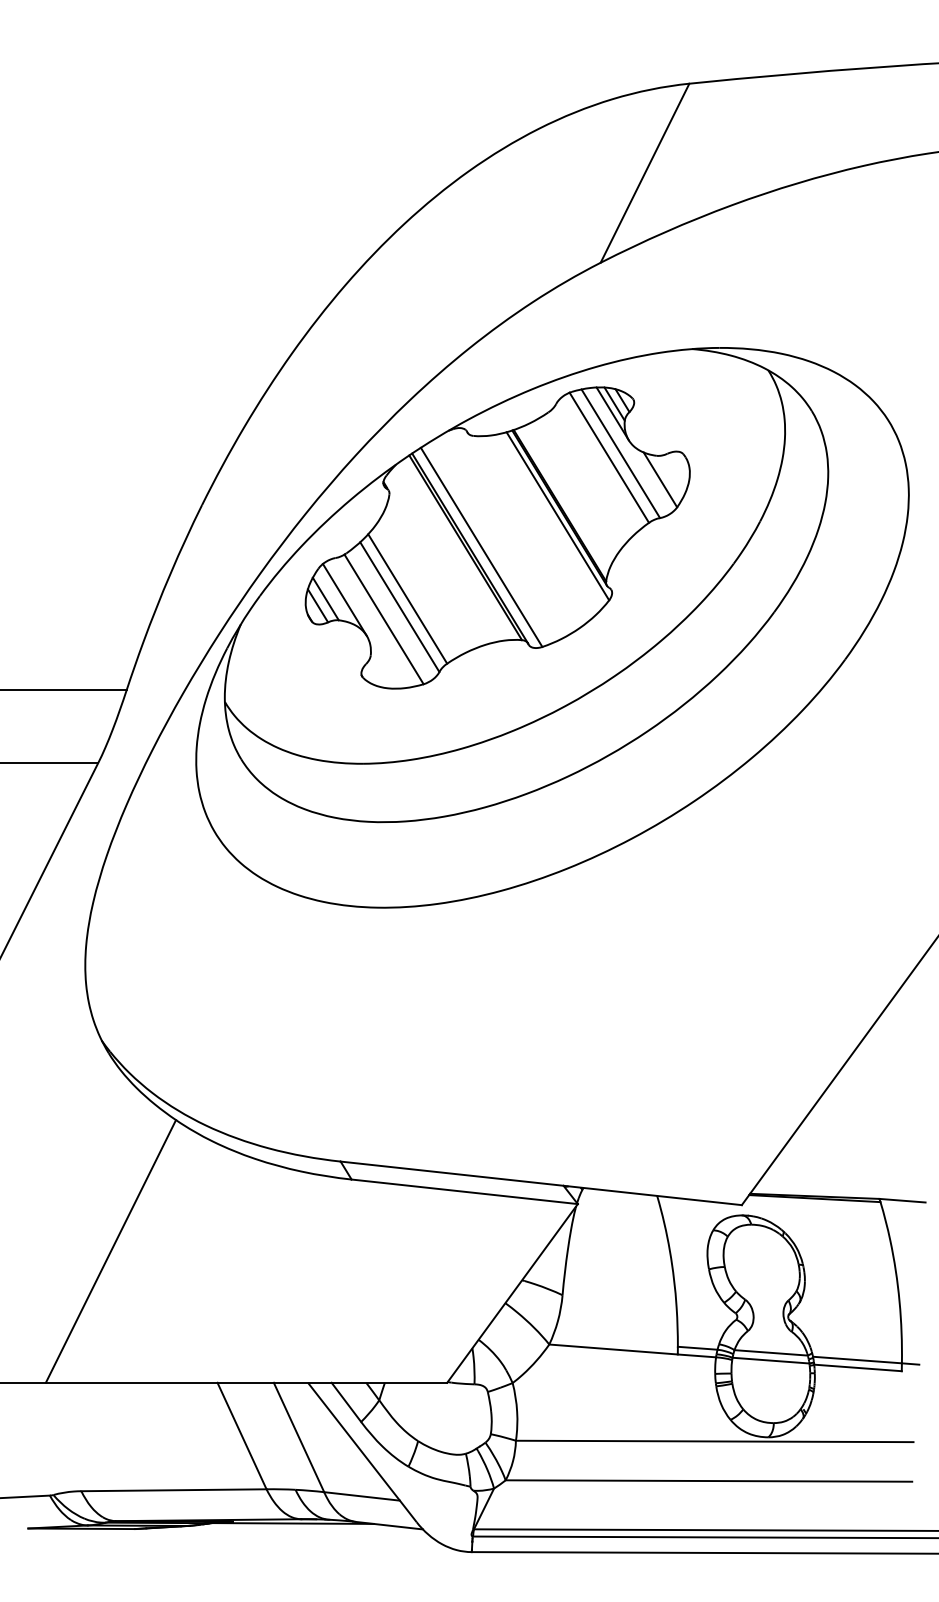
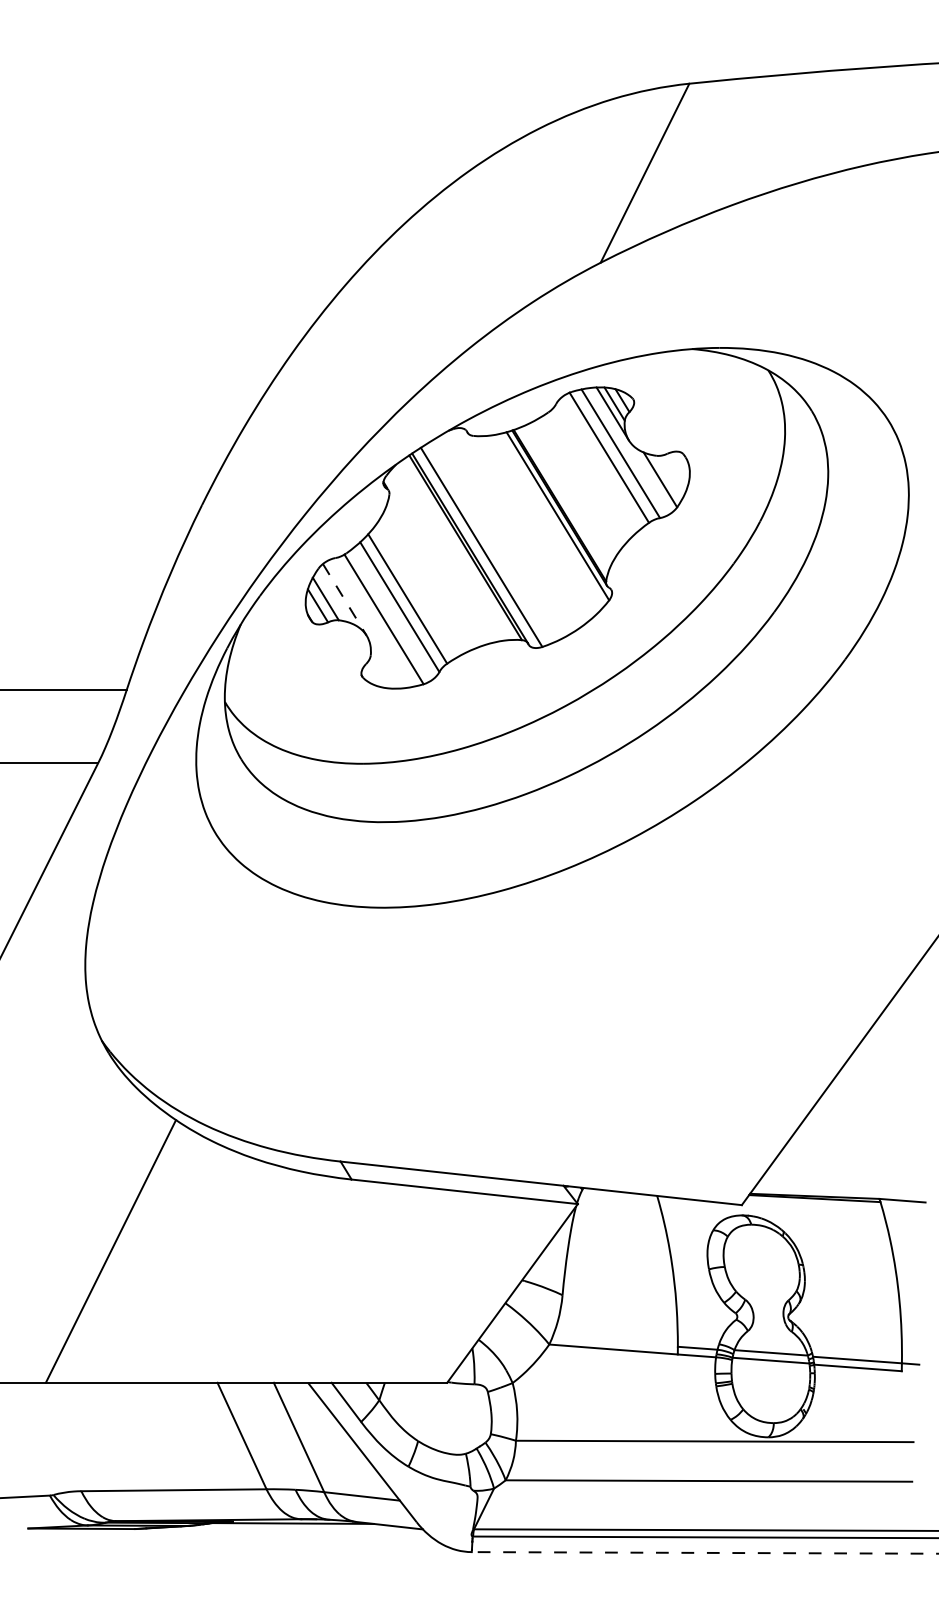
line: solid -> dashed (345, 600)
line: solid -> dashed (704, 1552)
